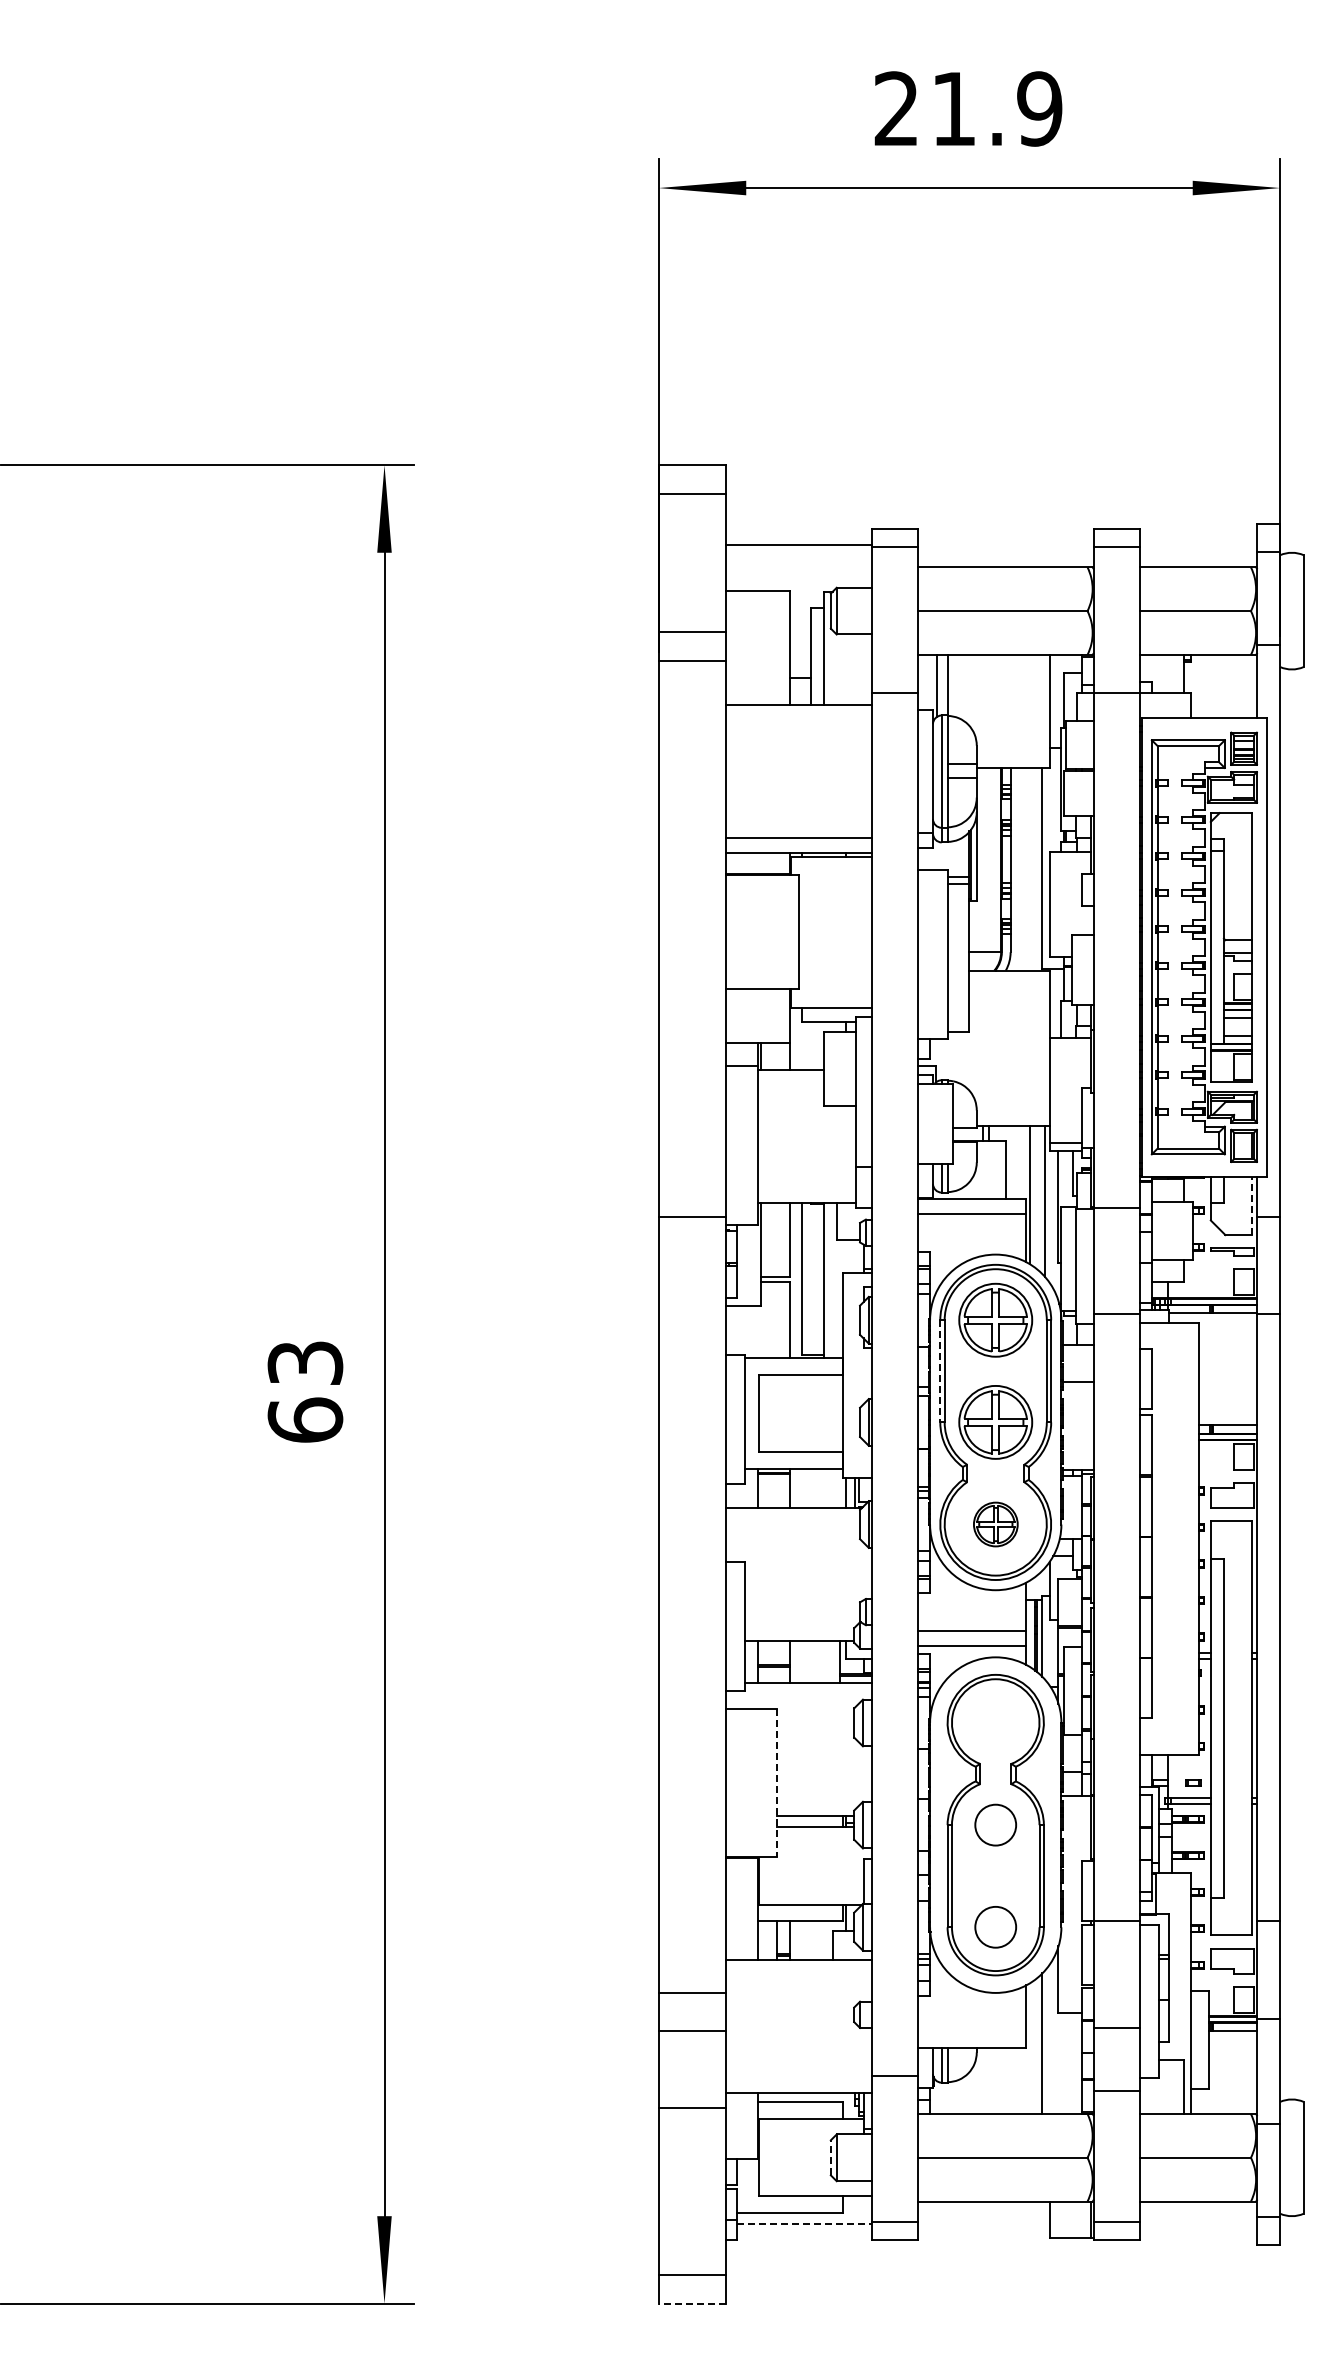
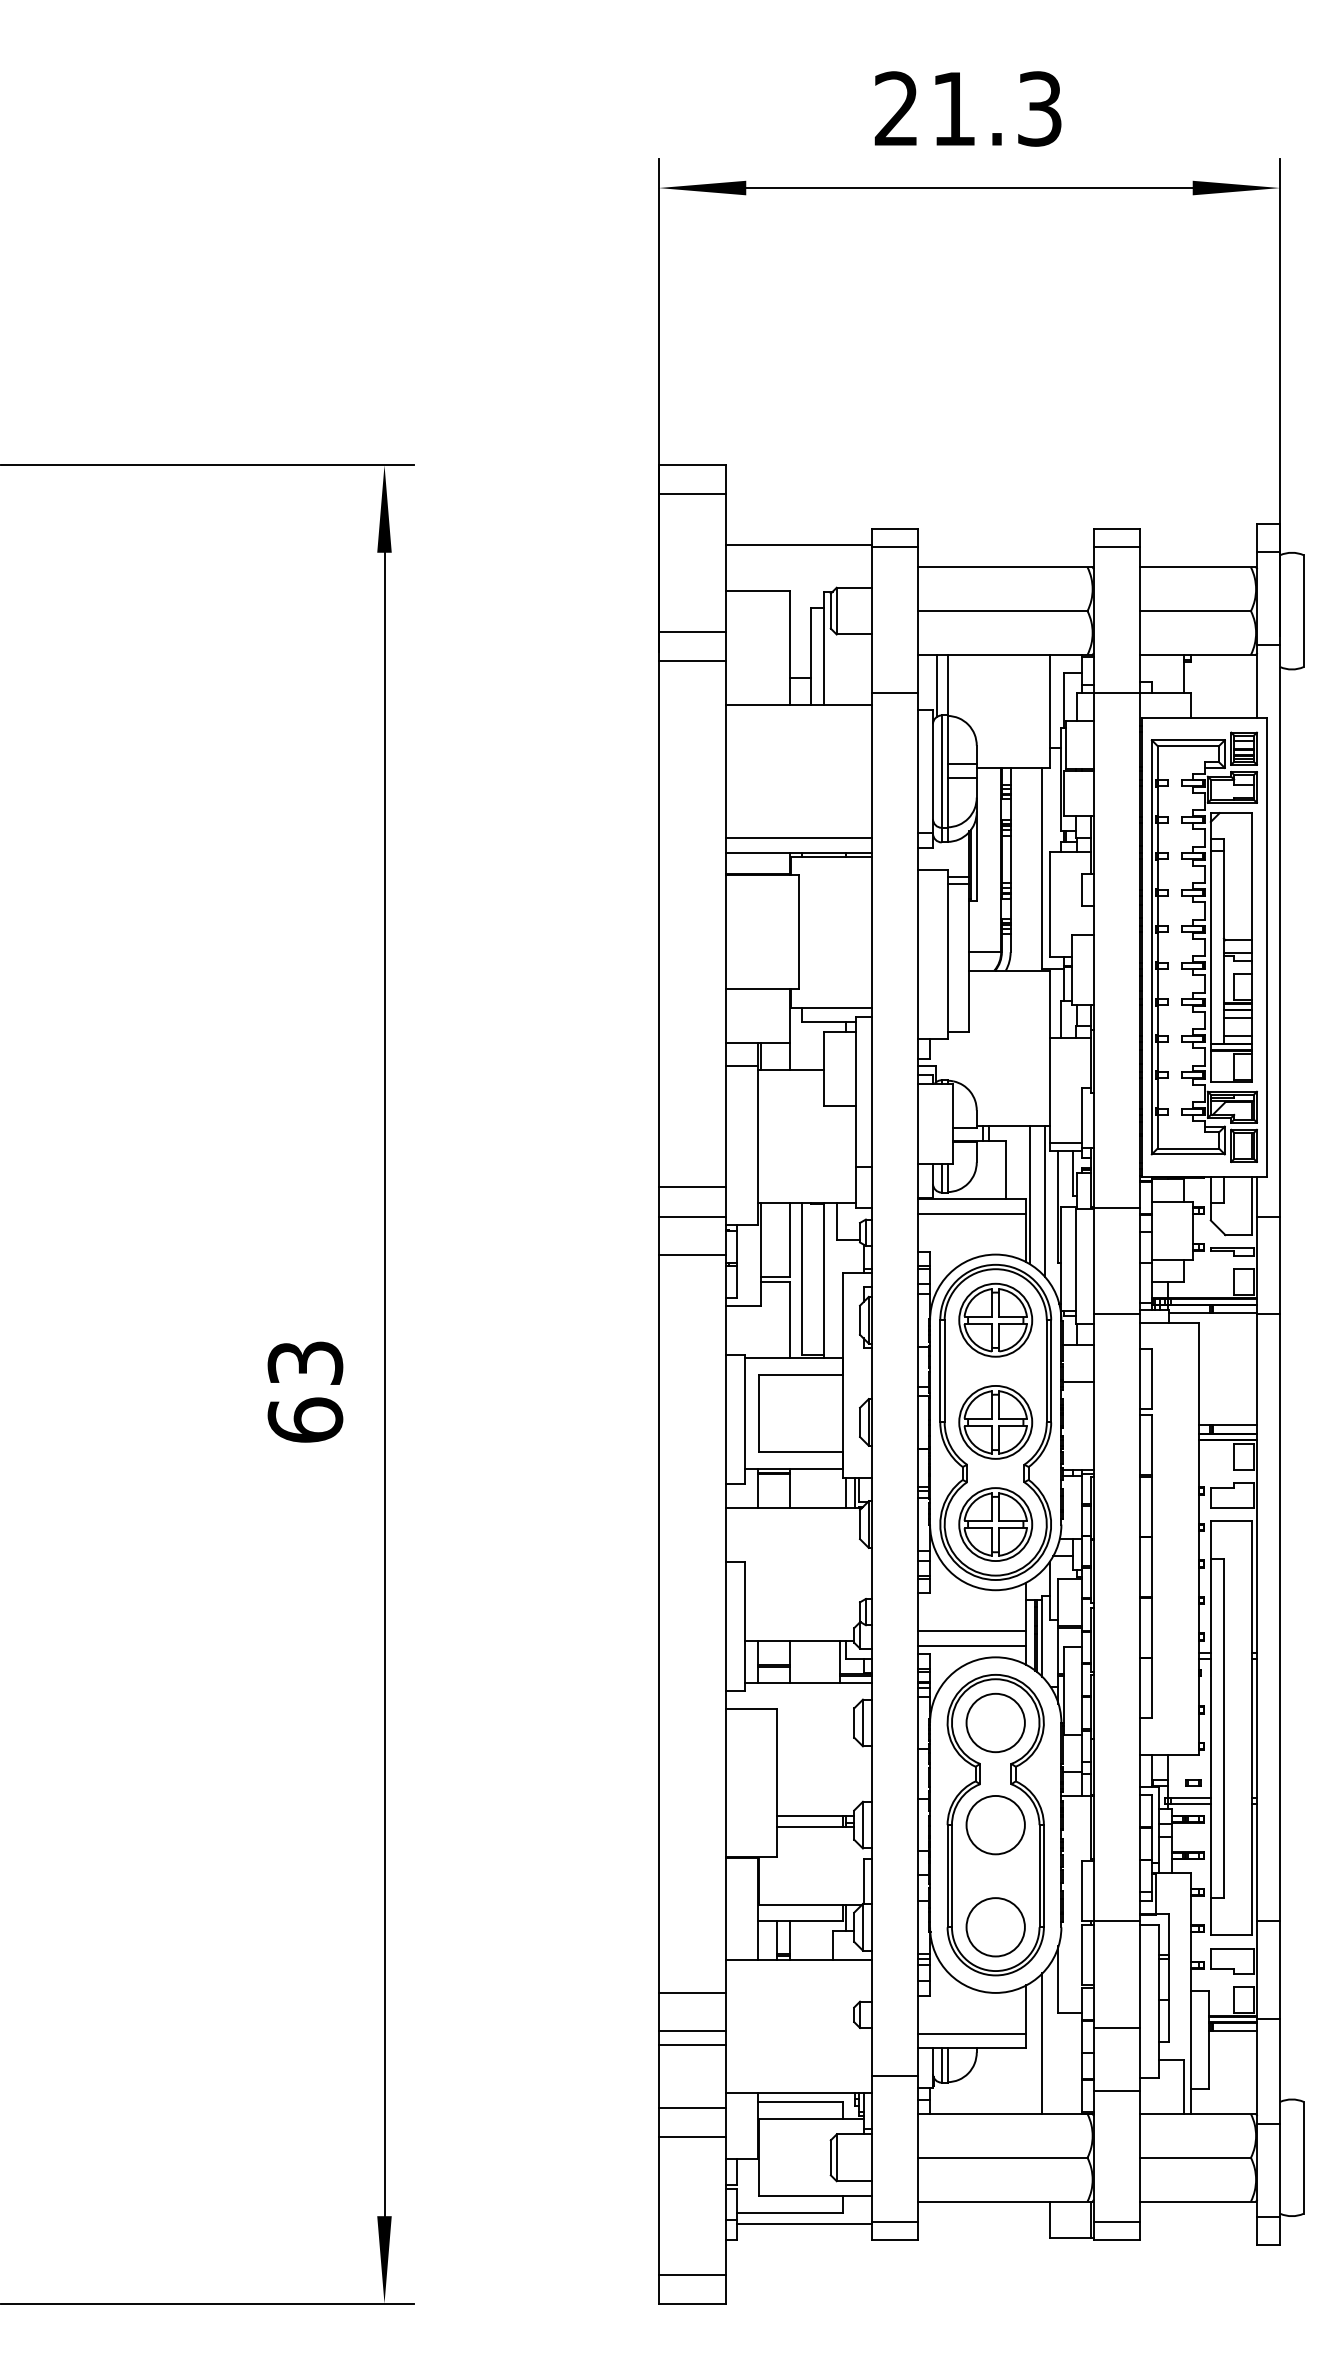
text: 21.9 -> 21.3 (1039, 108)
line: none -> present (691, 1187)
line: dashed -> solid (1251, 1206)
line: none -> present (691, 1254)
line: dashed -> solid (940, 1371)
part size: 46x47 px -> 76x75 px (995, 1524)
circle: none -> present (995, 1722)
line: dashed -> solid (776, 1783)
circle diameter: 41 px -> 58 px (995, 1824)
circle diameter: 41 px -> 58 px (995, 1927)
line: none -> present (972, 2033)
line: none -> present (691, 2045)
line: none -> present (691, 2137)
line: dashed -> solid (830, 2157)
line: dashed -> solid (805, 2224)
line: dashed -> solid (692, 2303)
